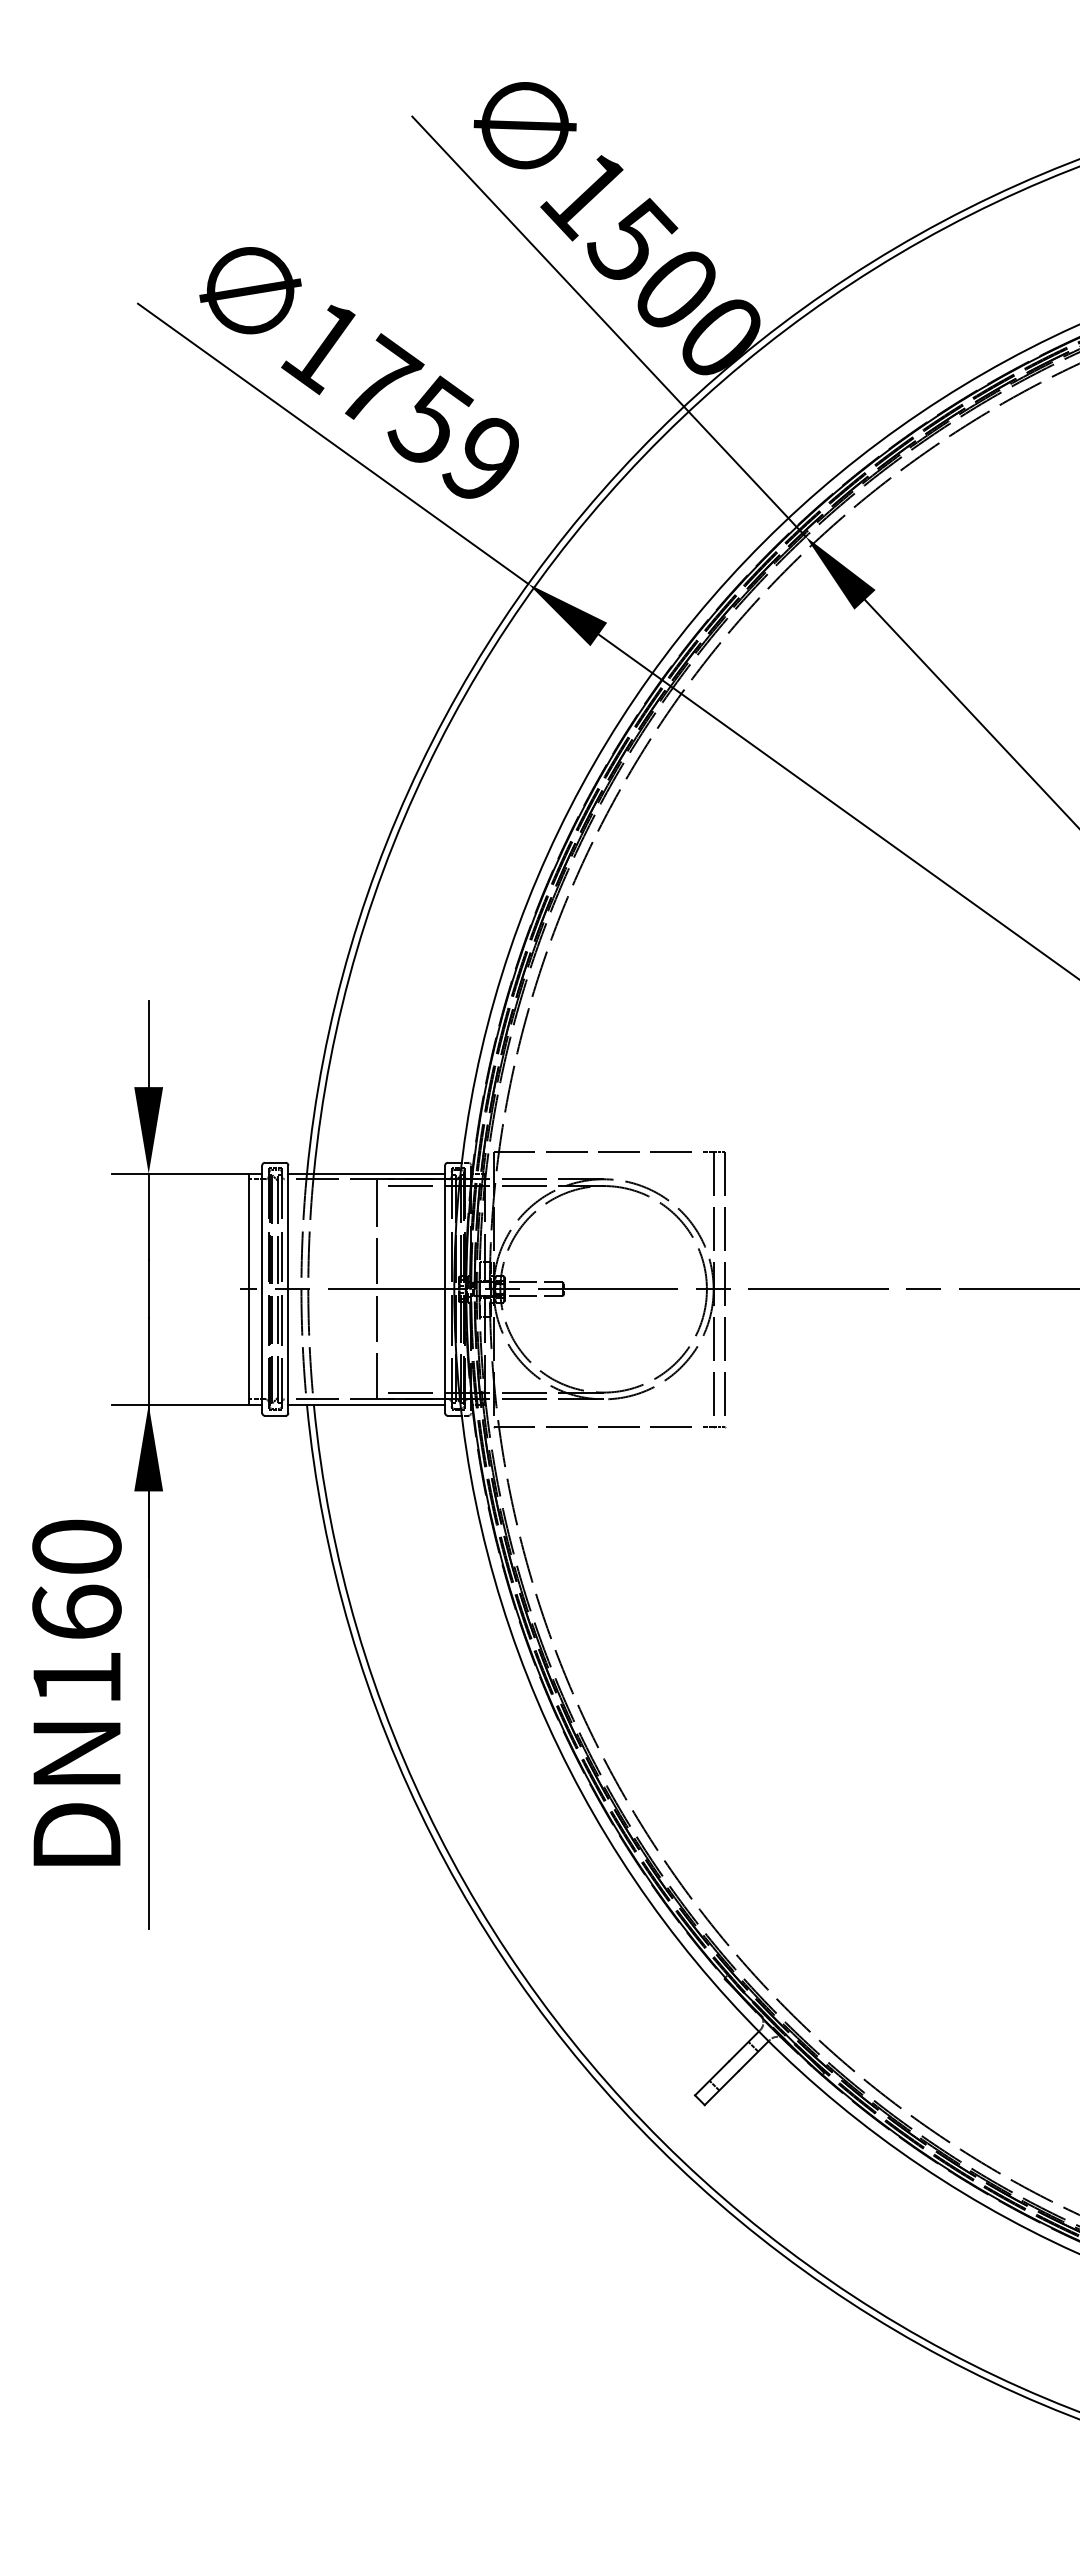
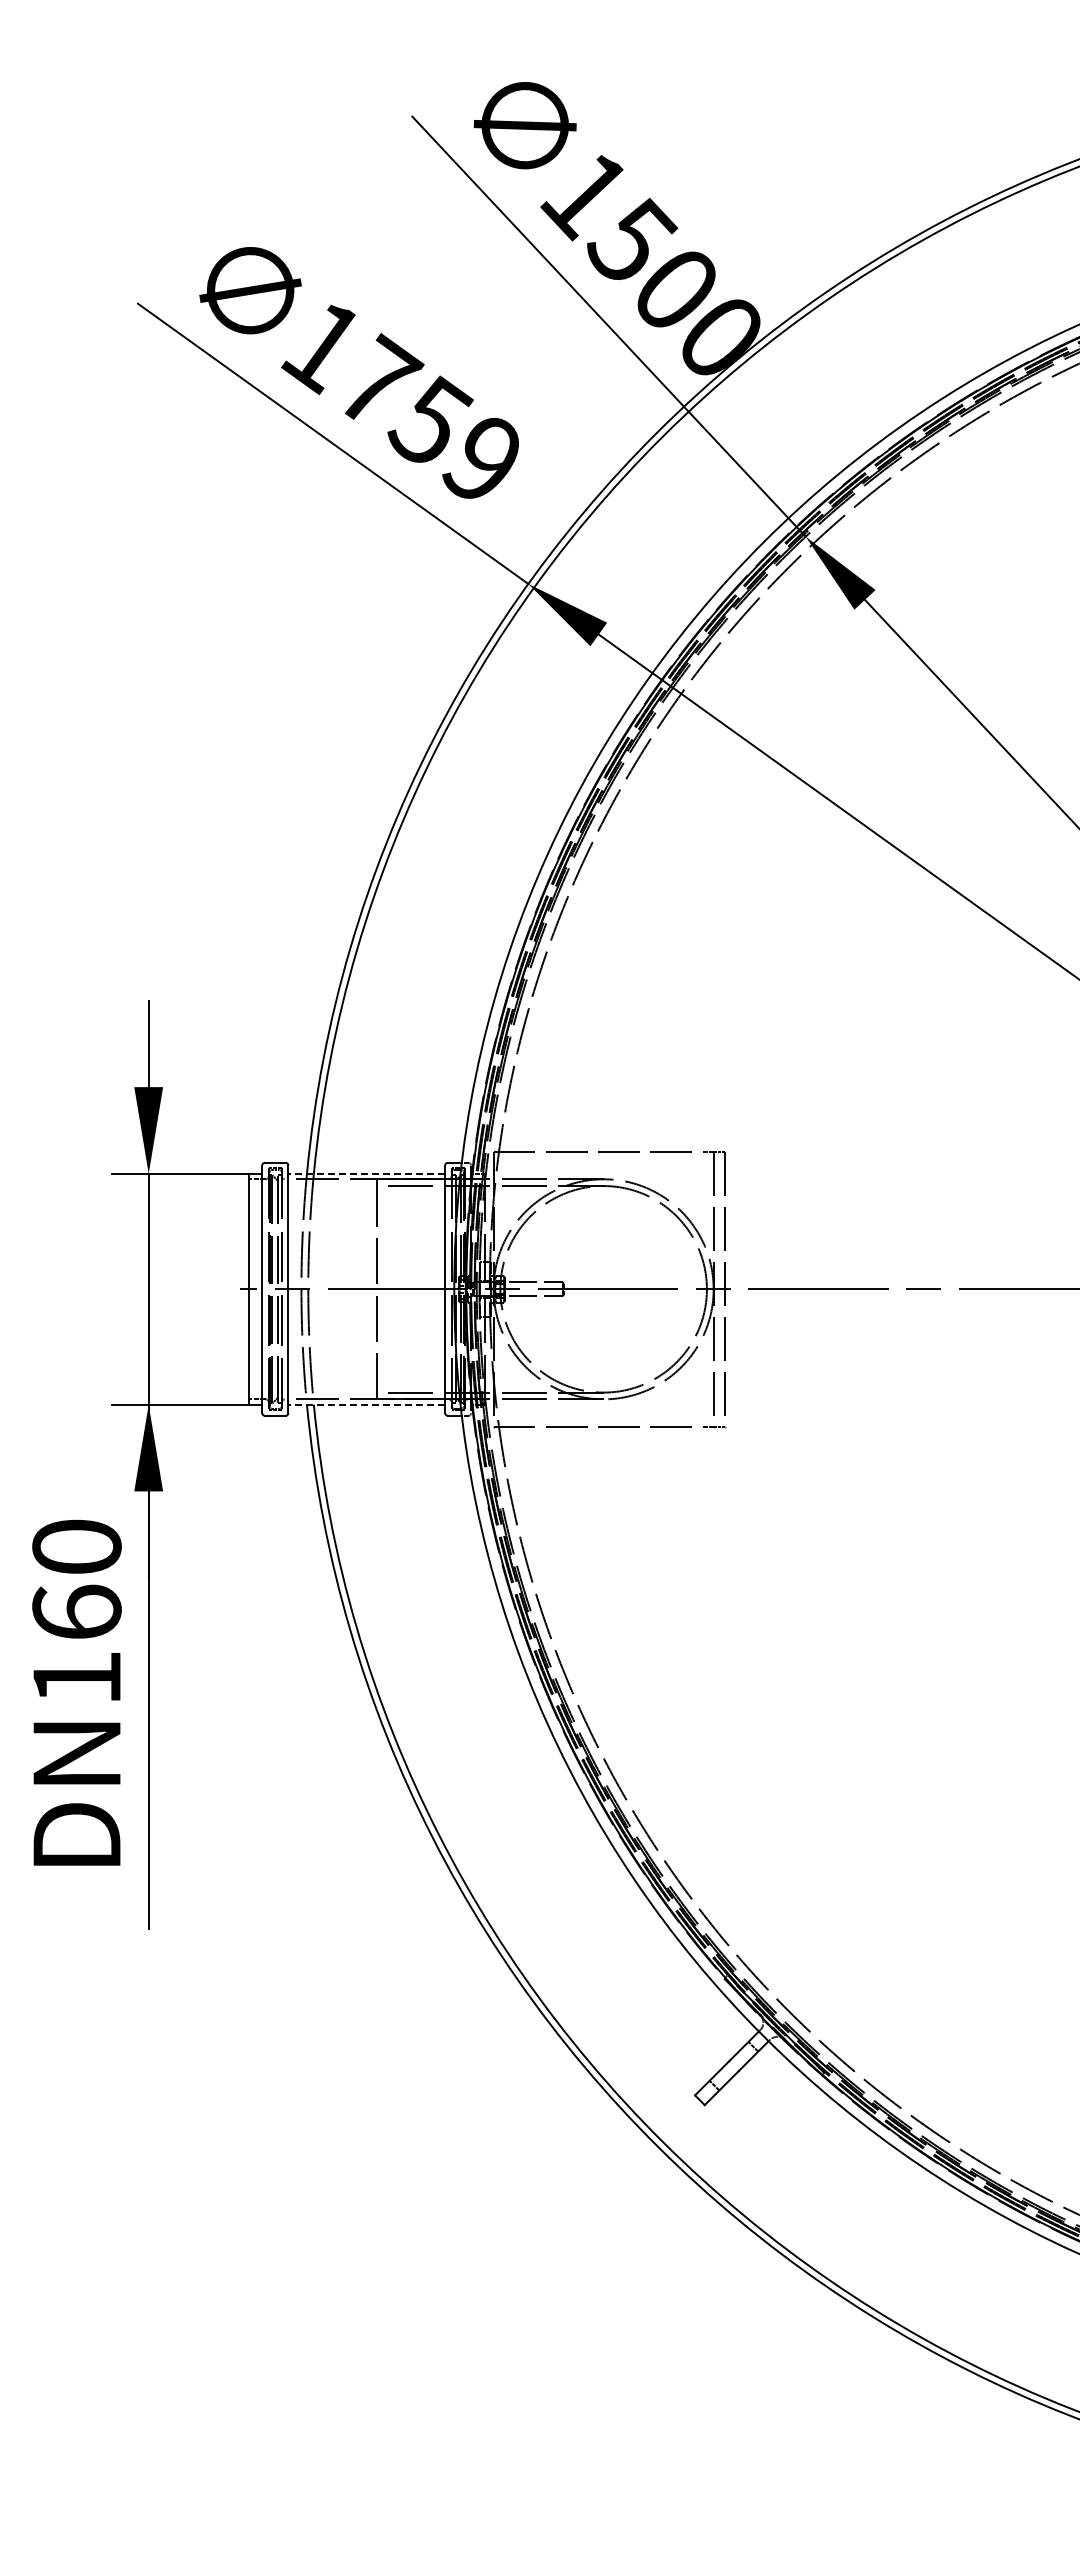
line: solid -> dashed (366, 1173)
line: solid -> dashed (366, 1404)
